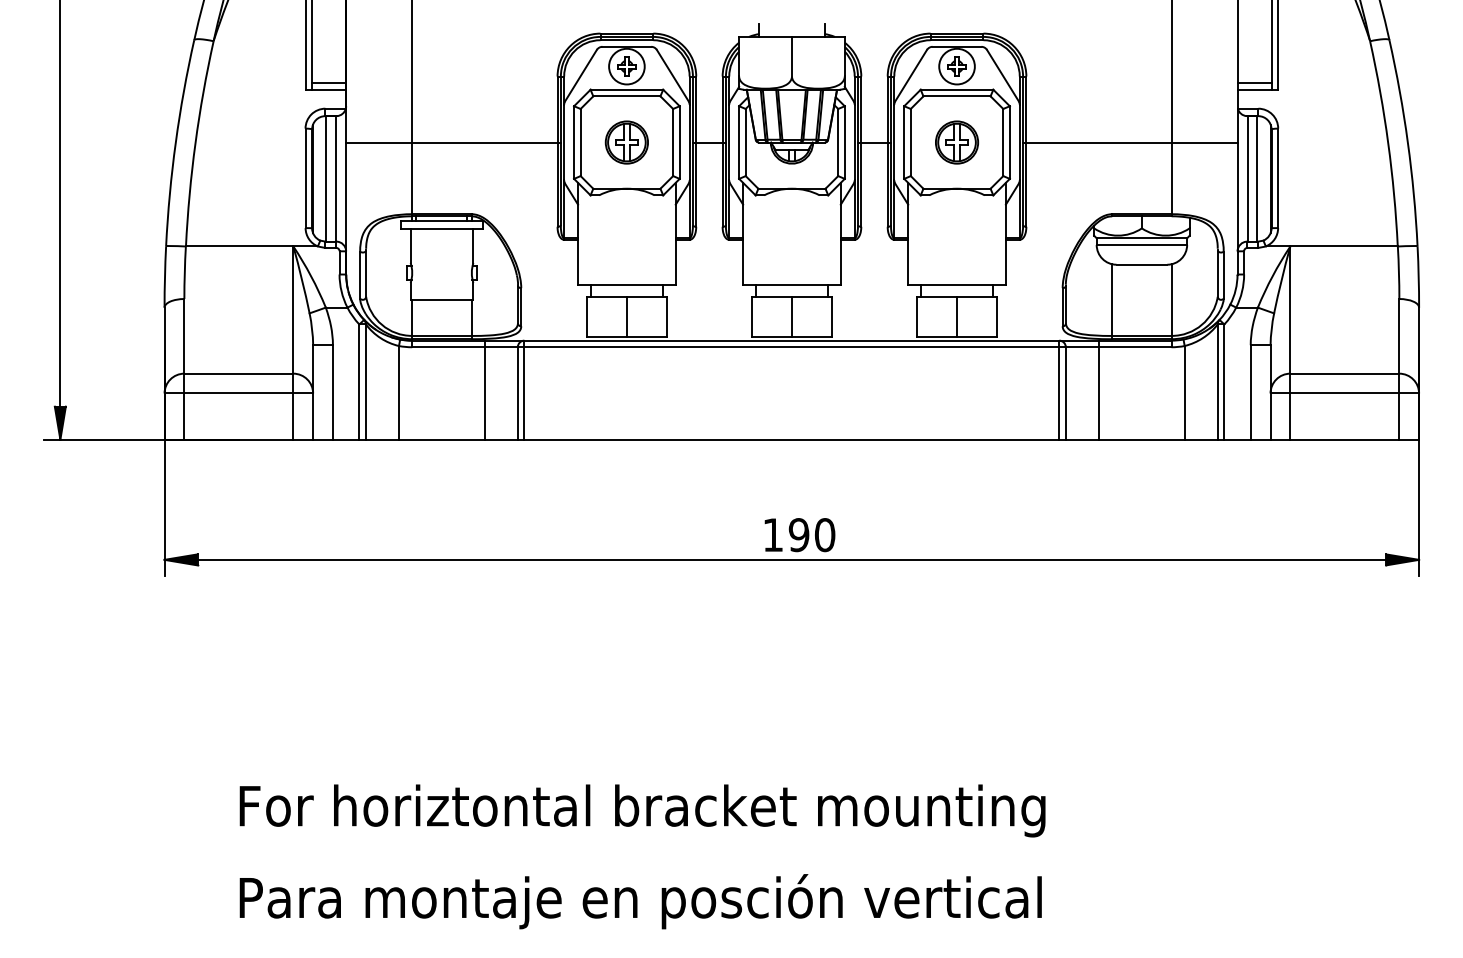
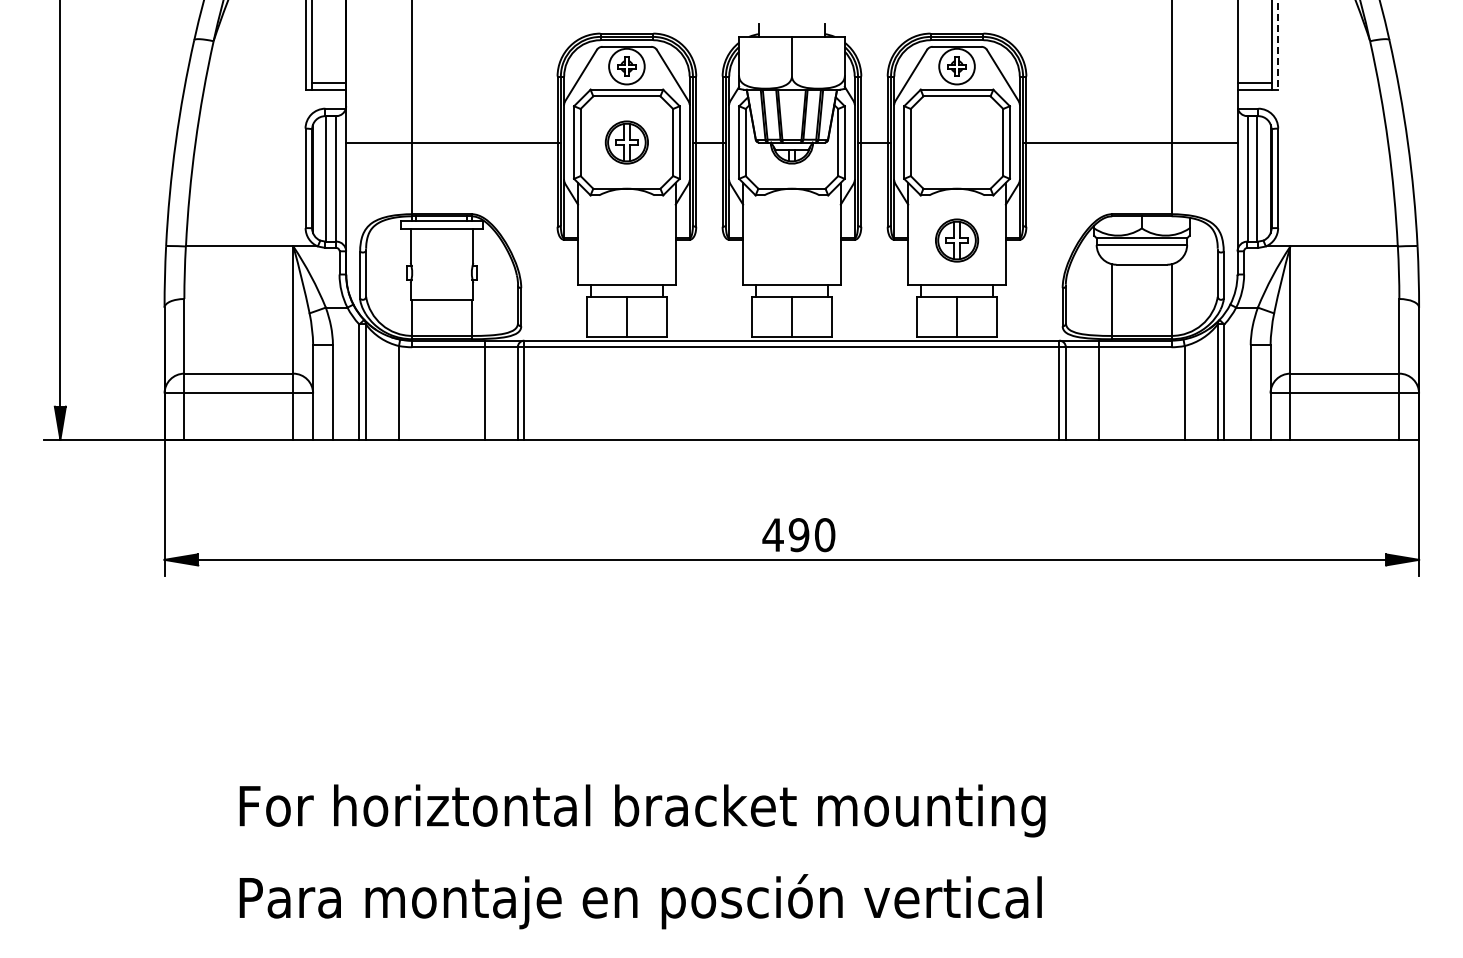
line: solid -> dashed (1278, 44)
part position: (957, 142) -> (957, 240) (957, 240)
text: 190 -> 490 (772, 534)
